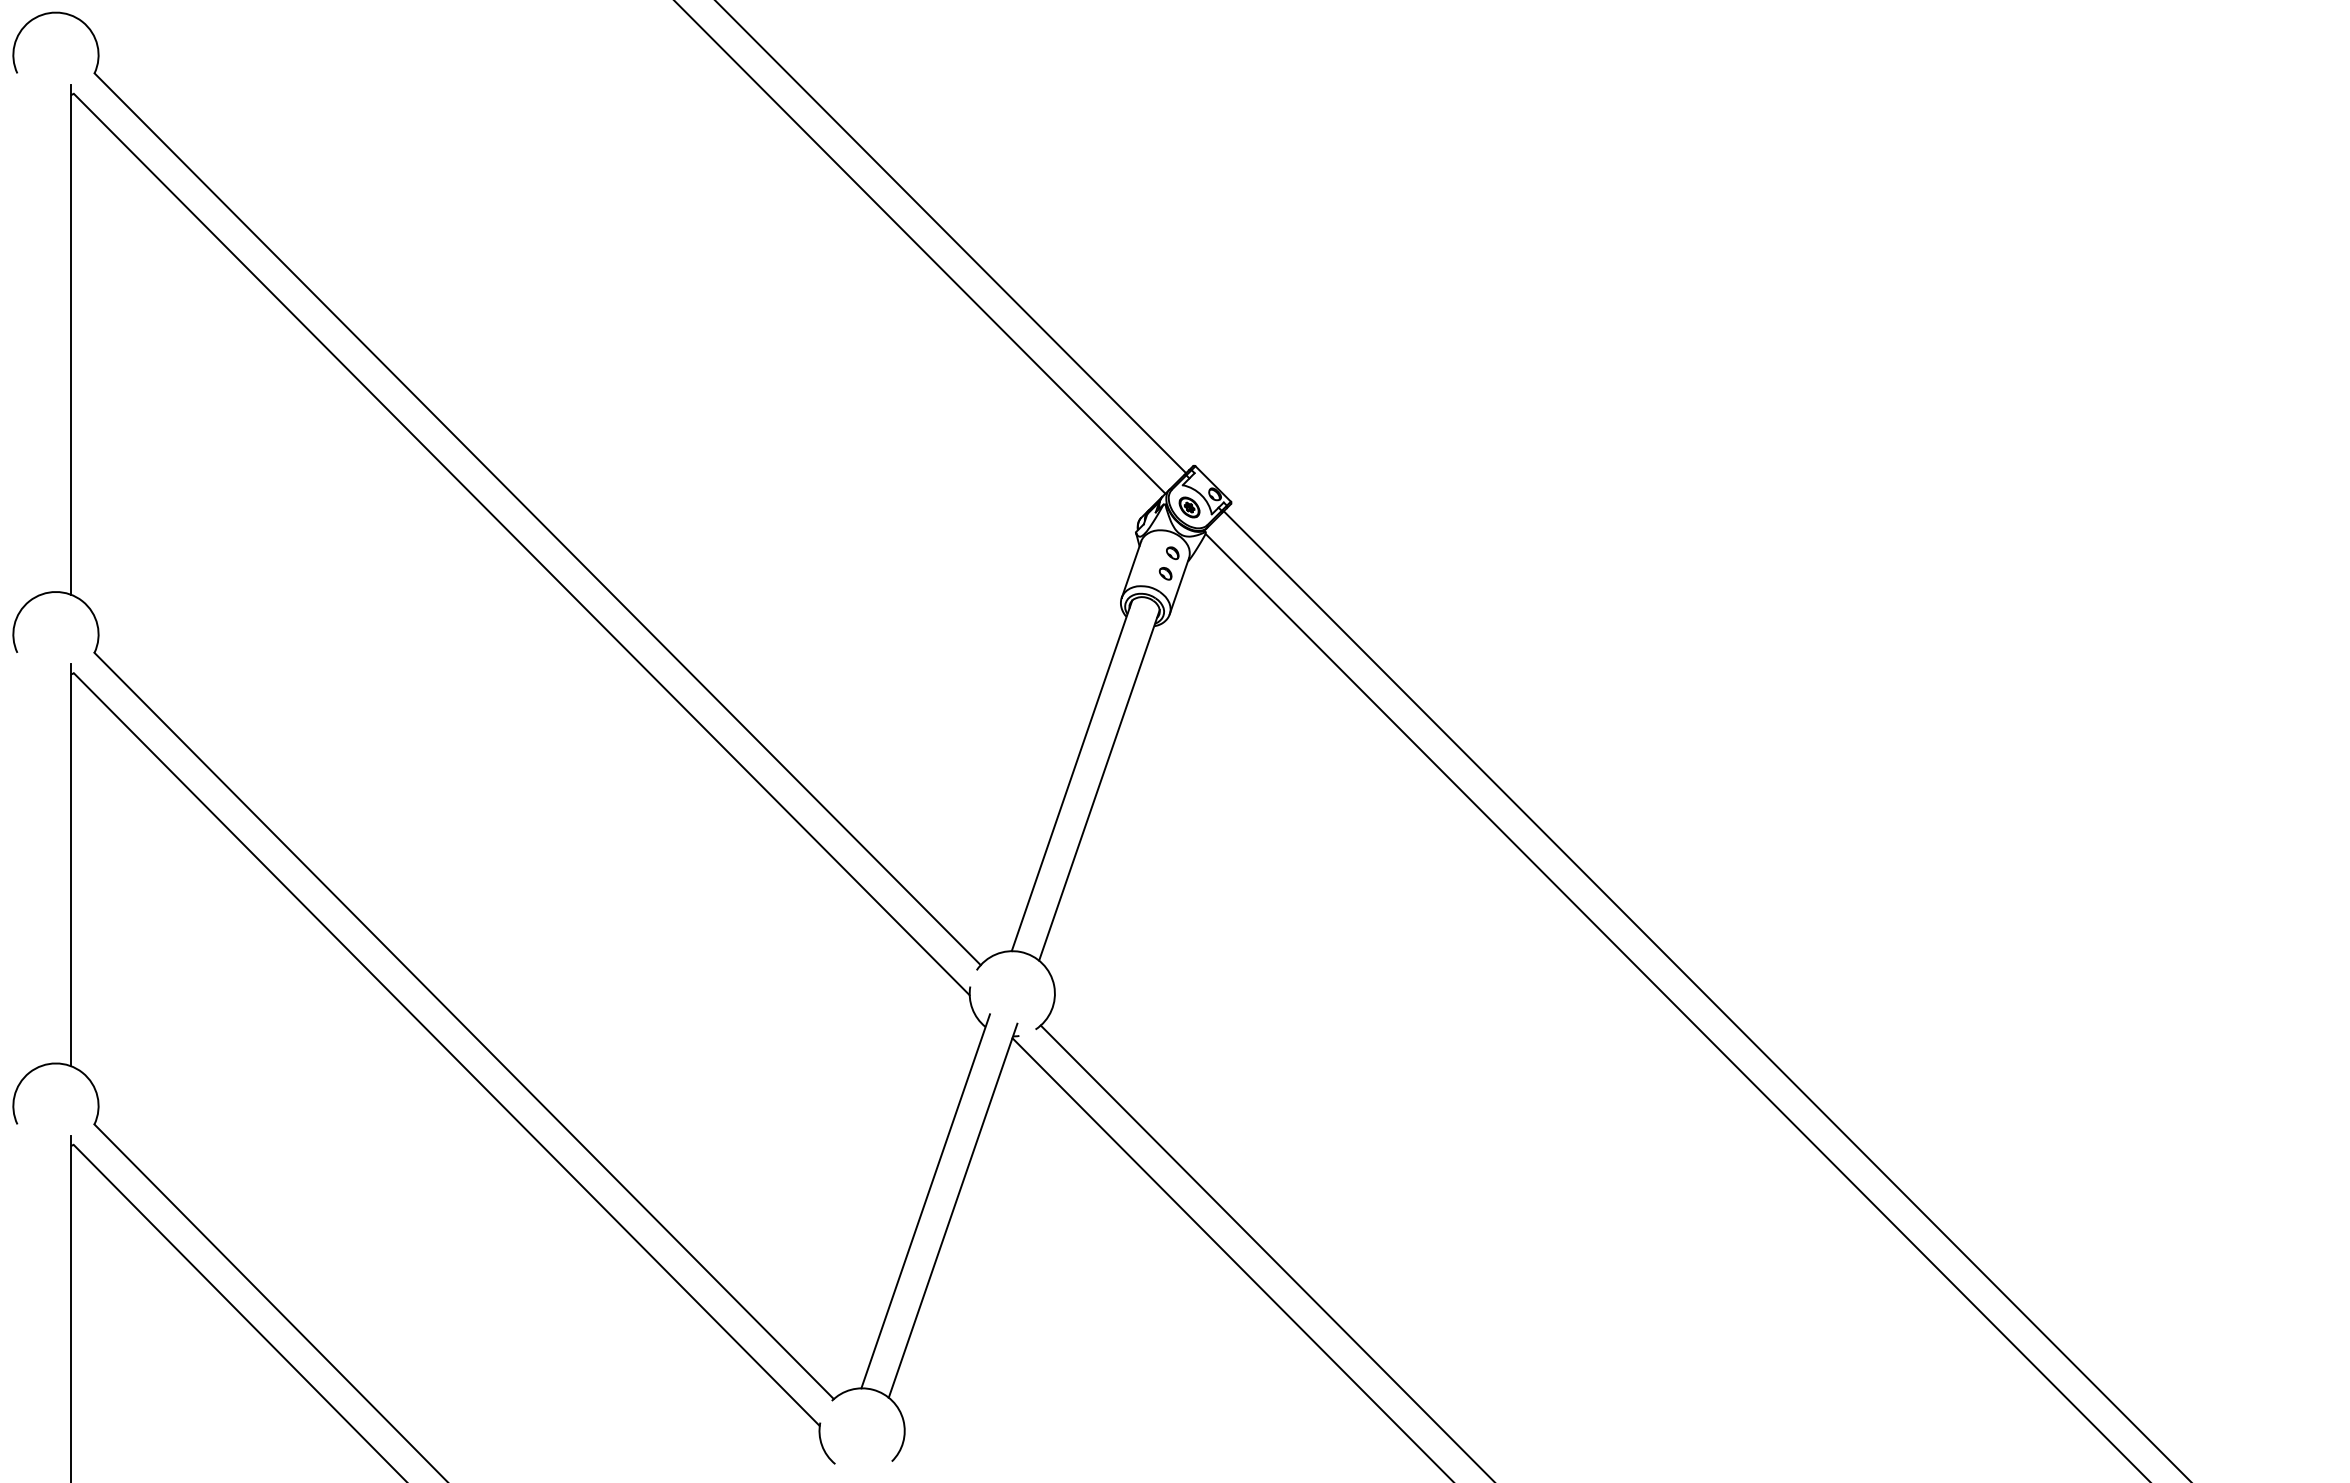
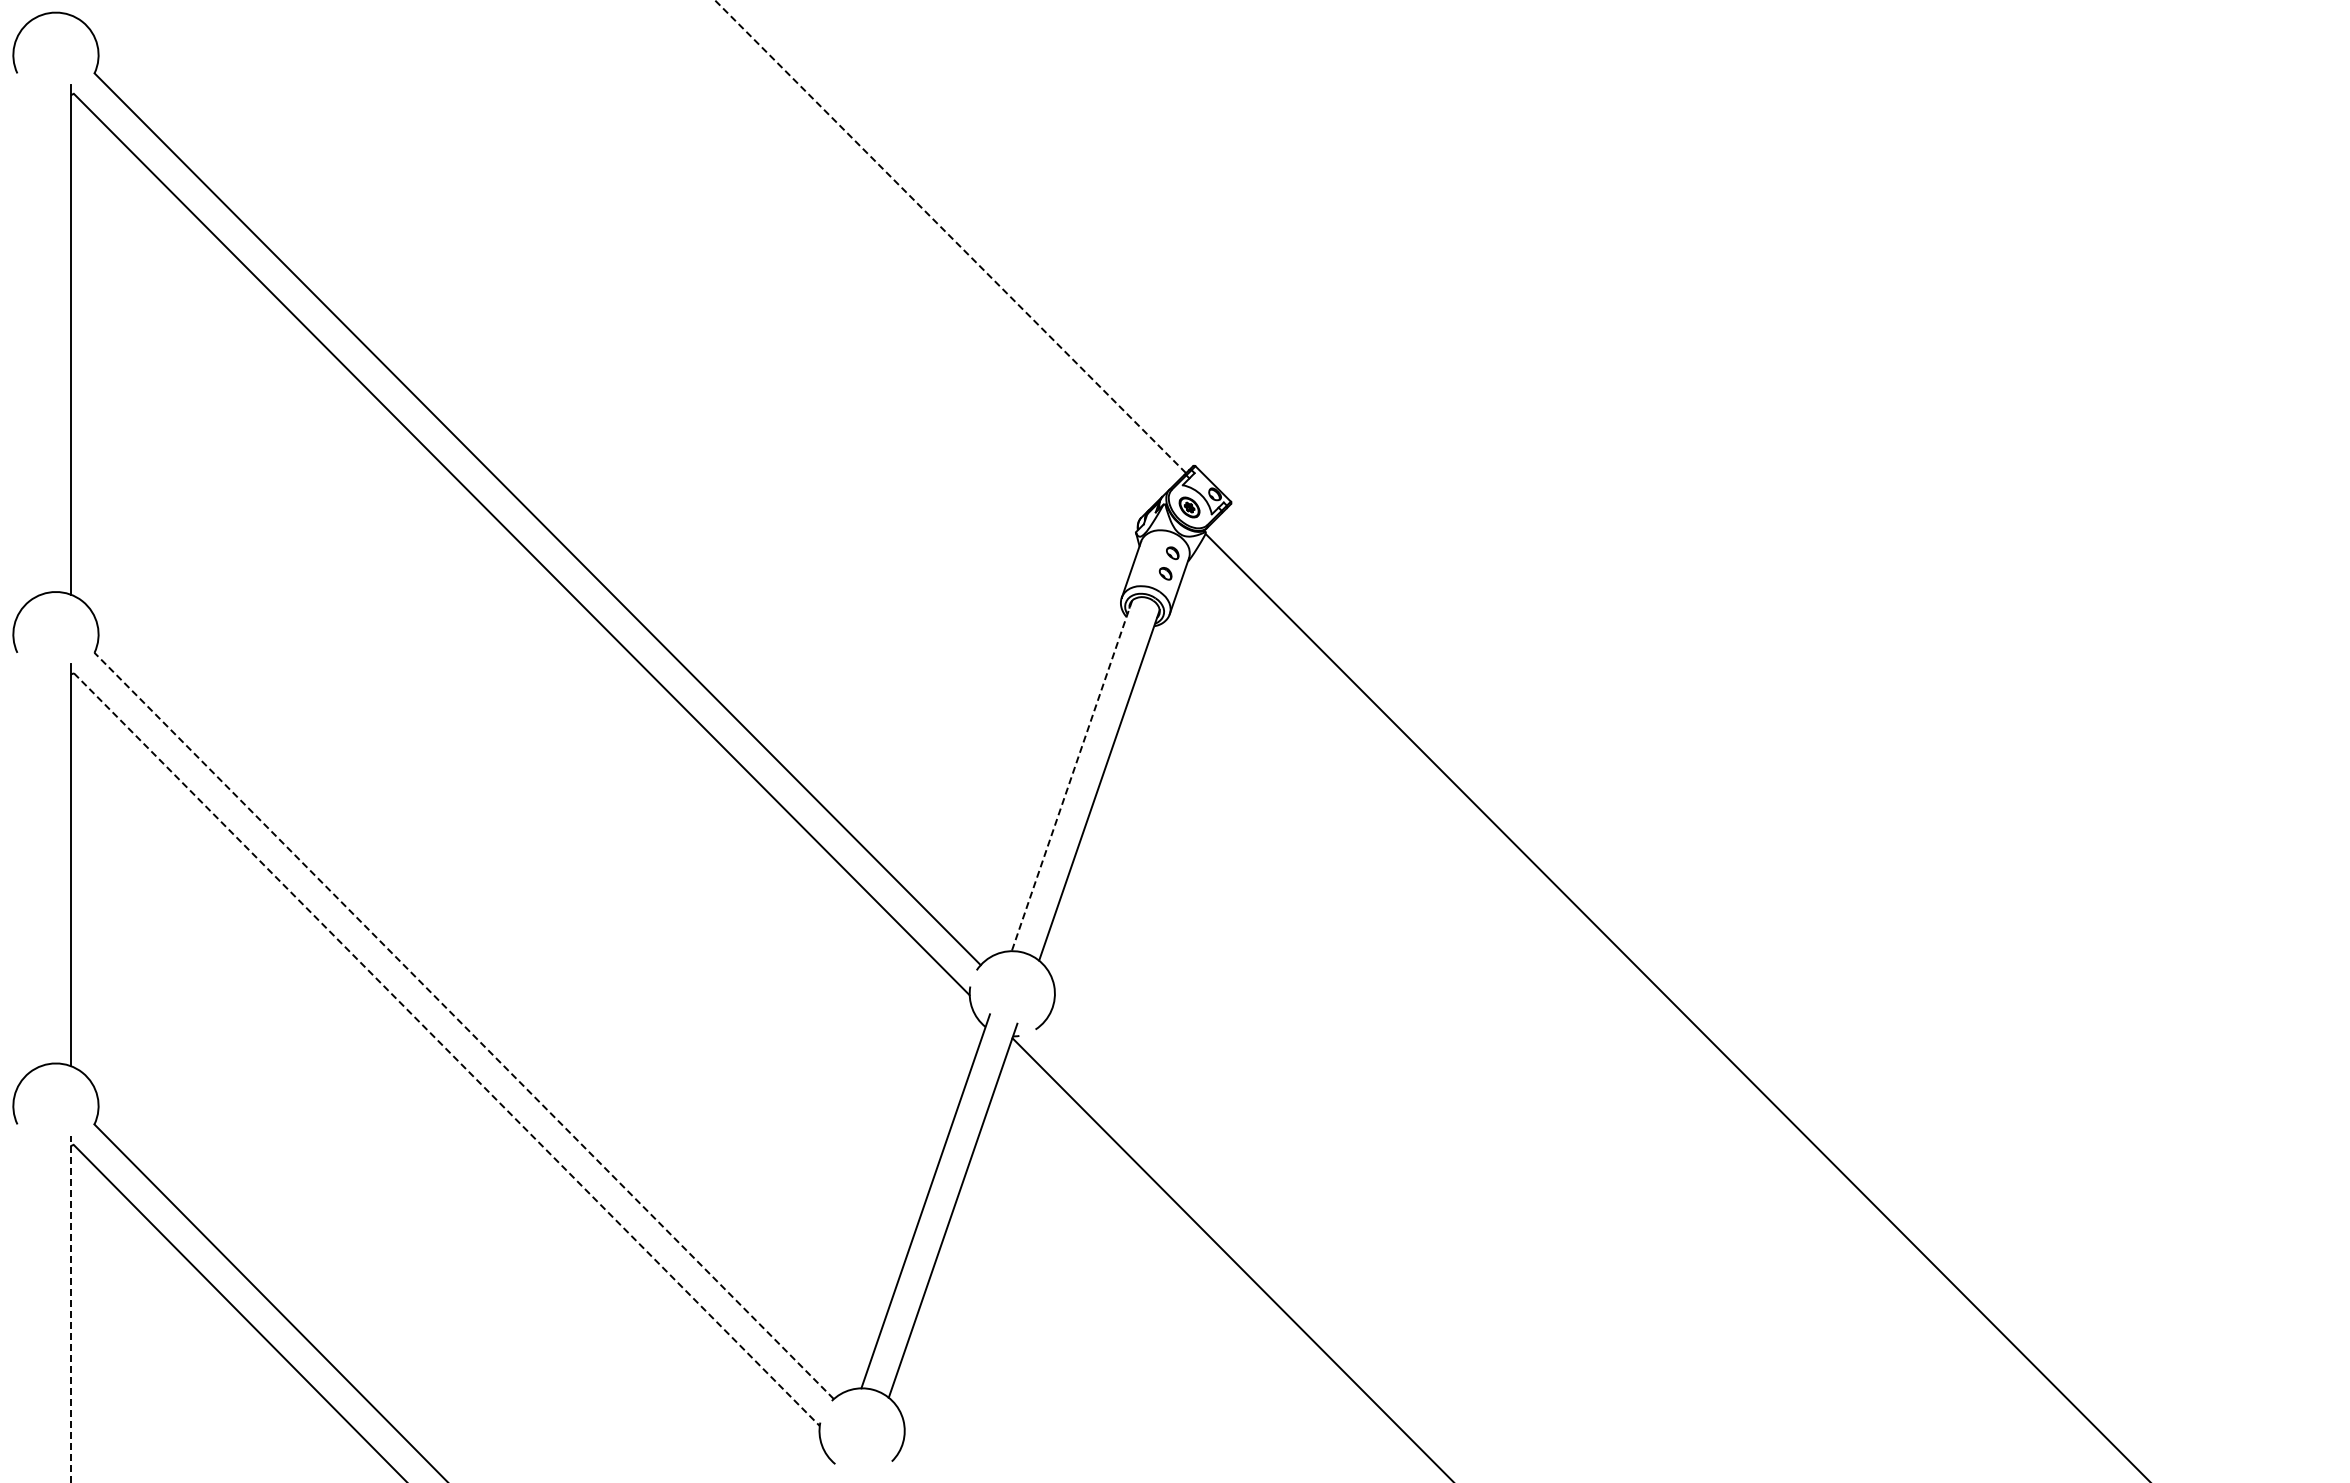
line: solid -> dashed (950, 236)
line: present -> none (920, 247)
line: solid -> dashed (1071, 776)
line: present -> none (1705, 995)
line: solid -> dashed (463, 1025)
line: solid -> dashed (446, 1049)
line: present -> none (1265, 1252)
line: solid -> dashed (70, 1308)
